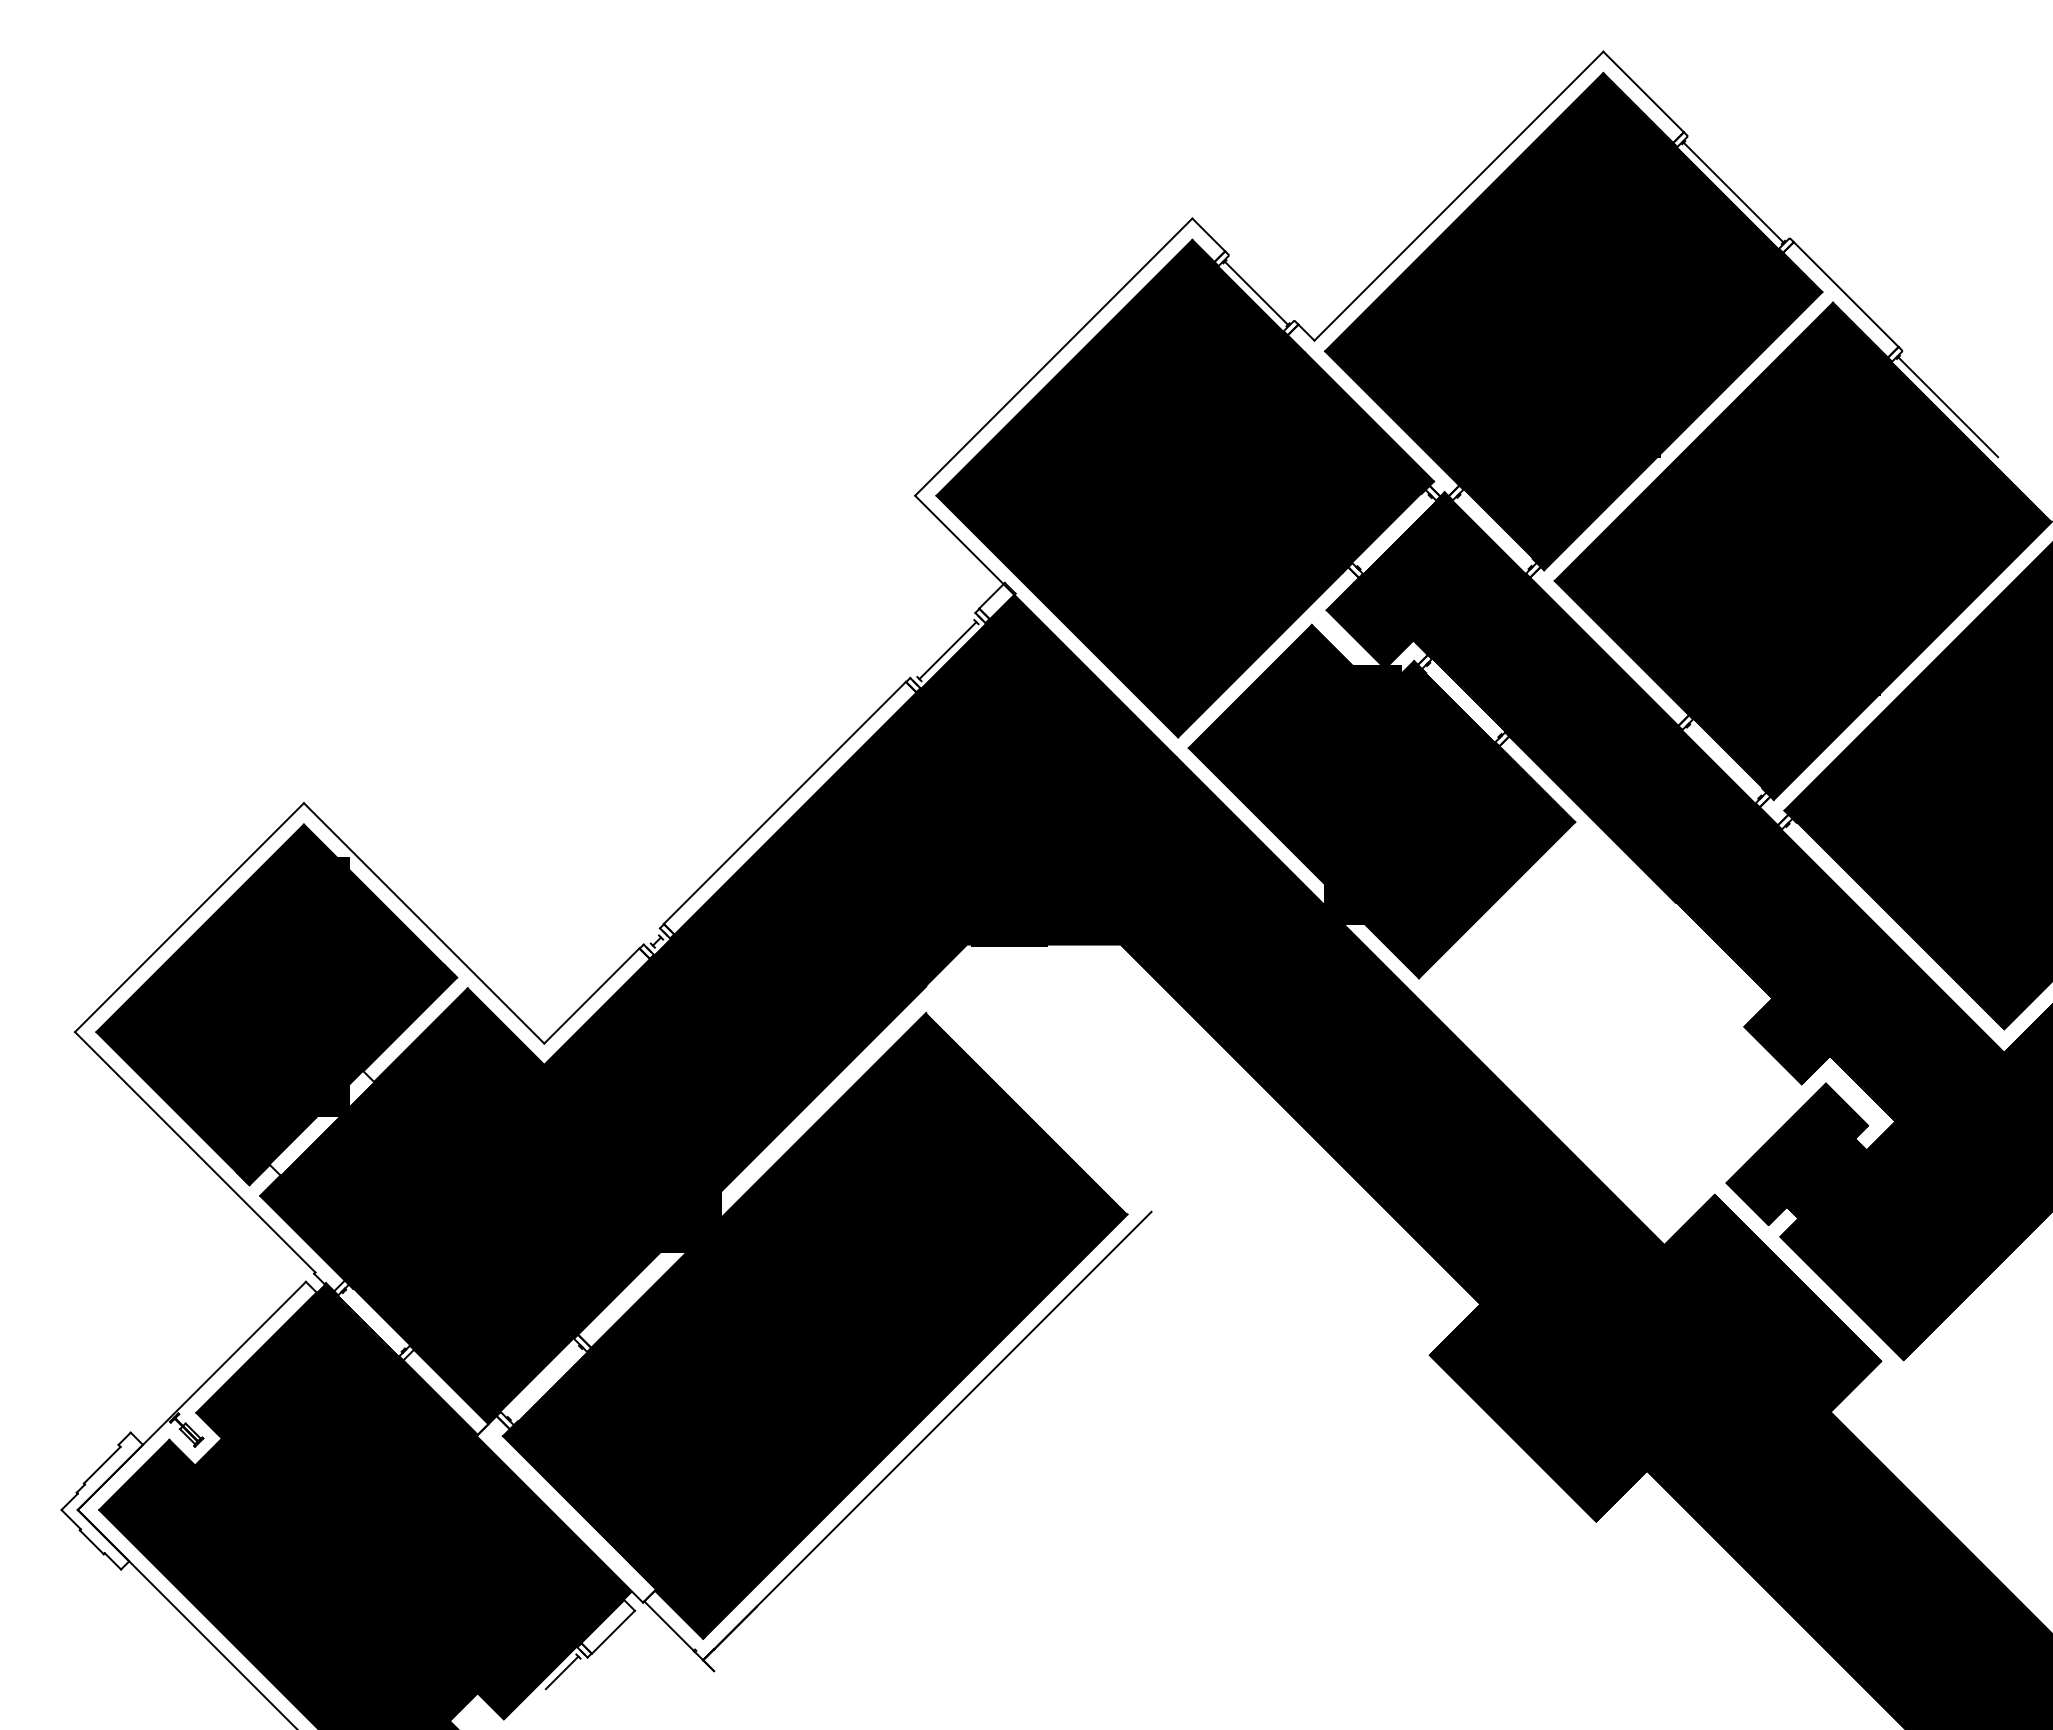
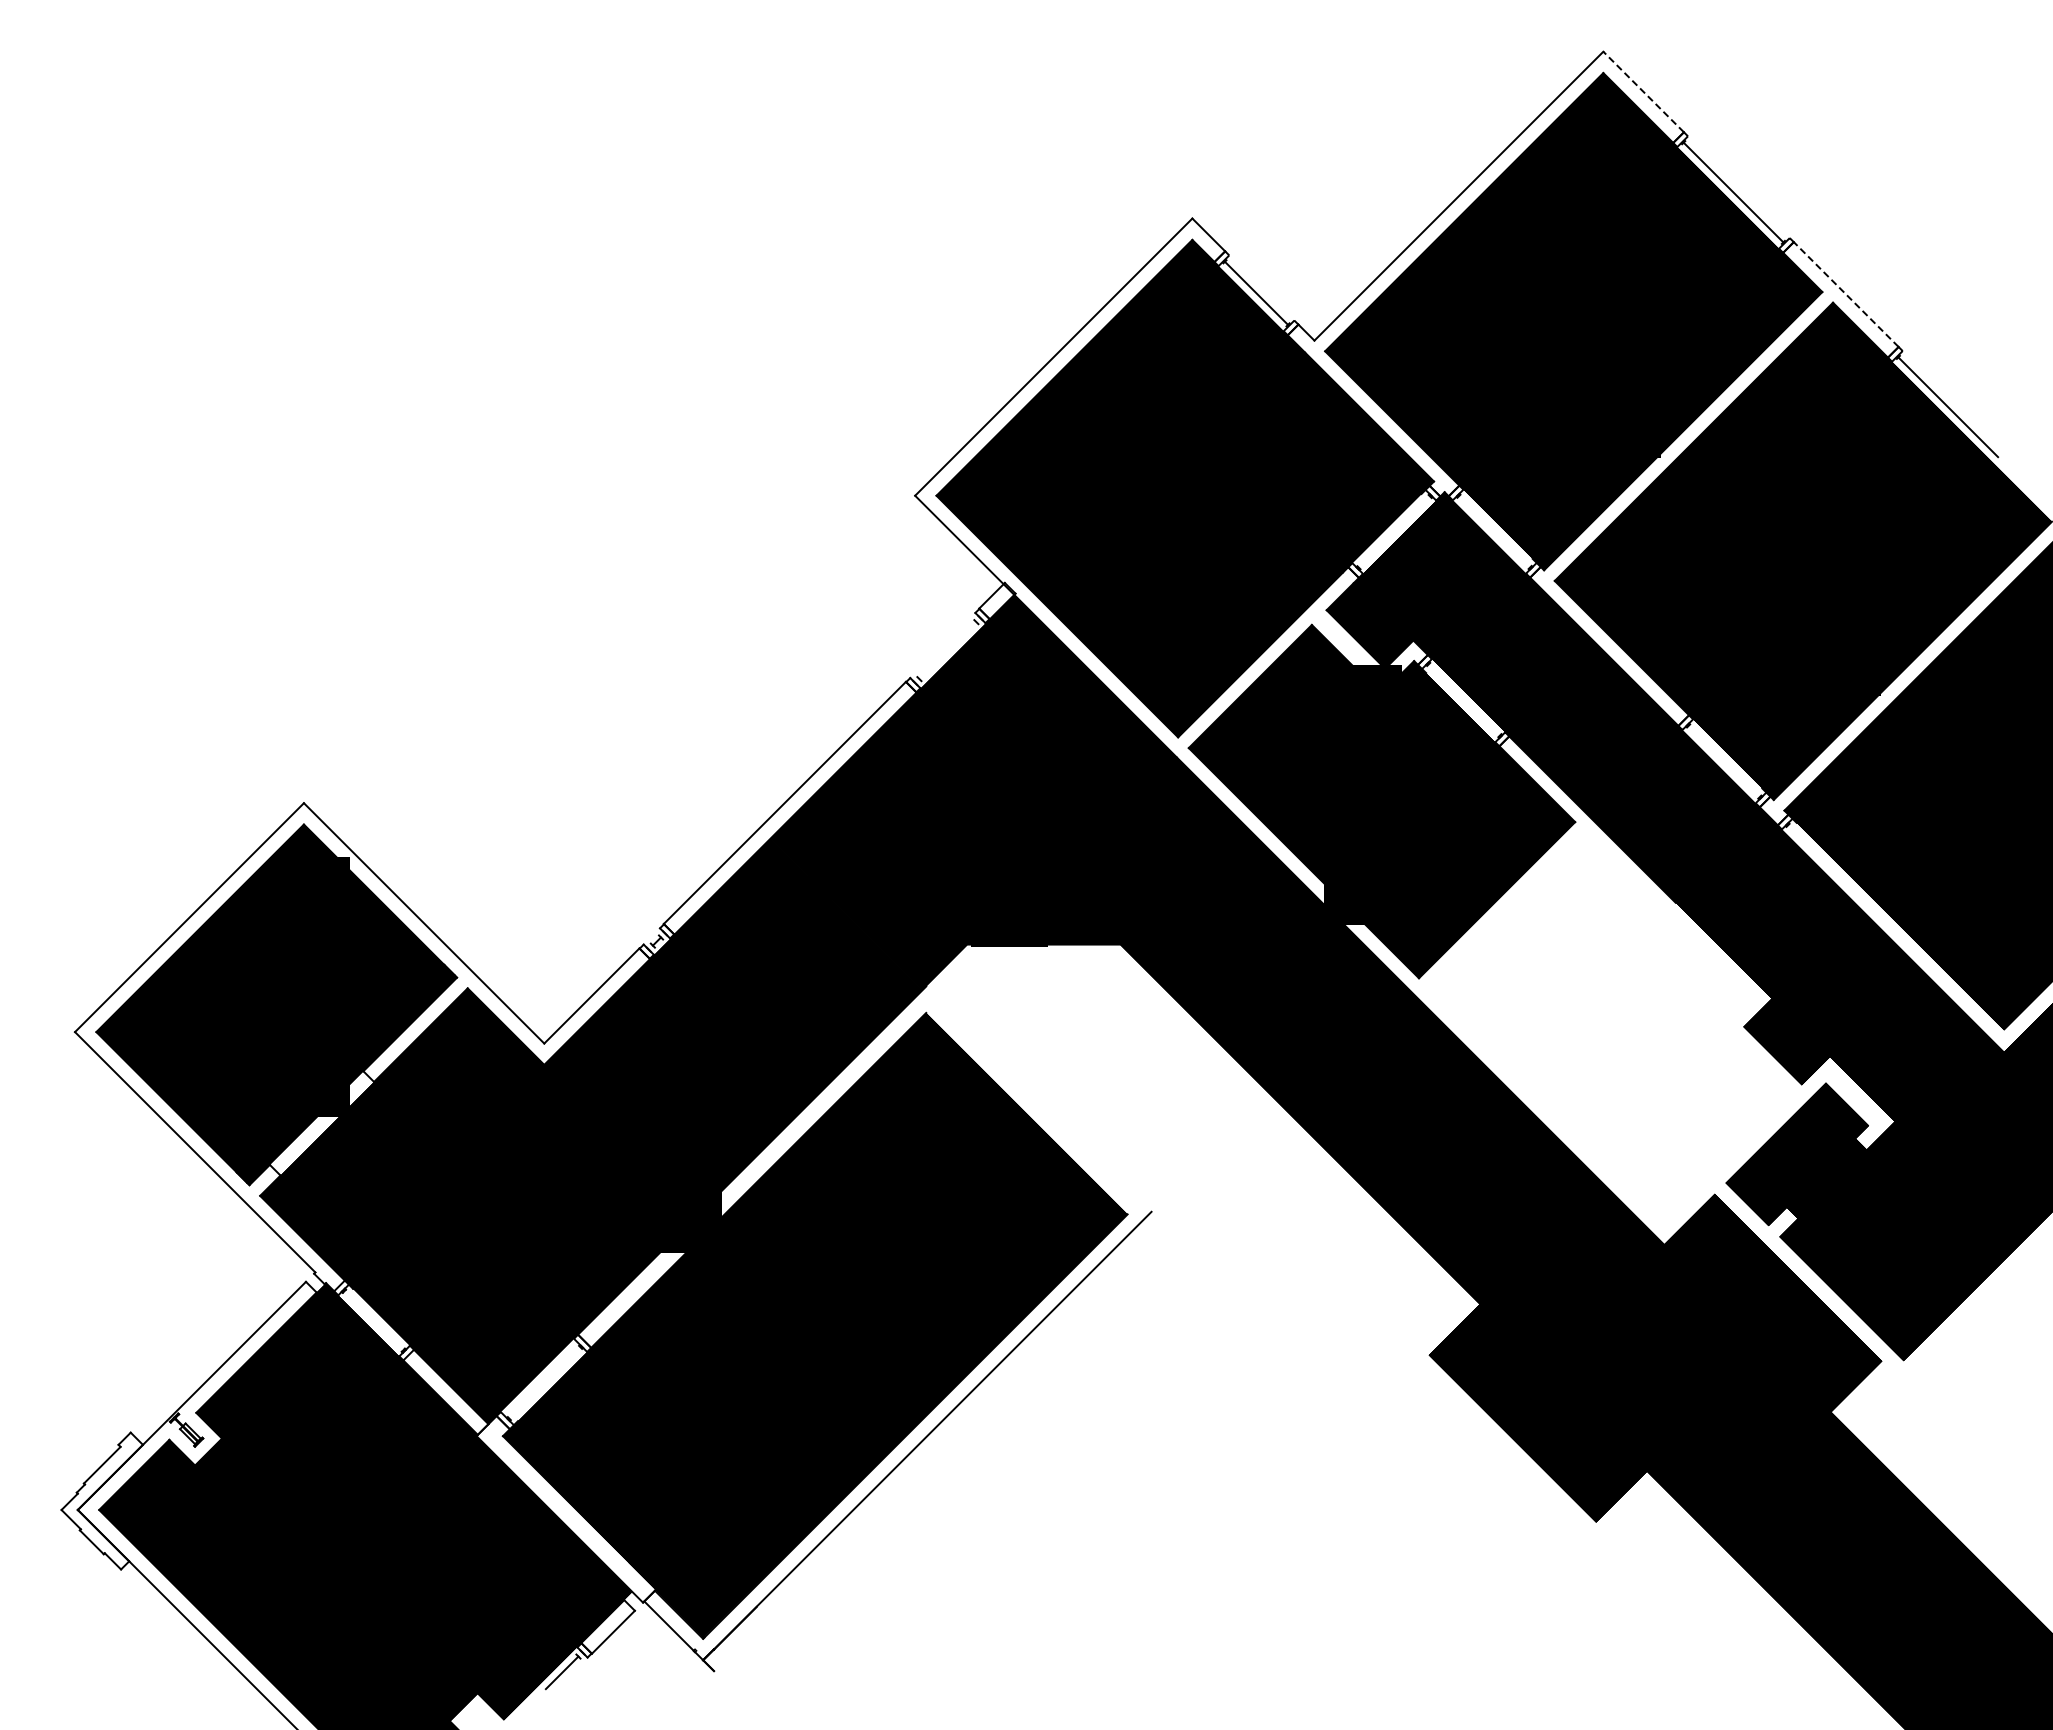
line: solid -> dashed (1643, 92)
line: solid -> dashed (1845, 294)
line: present -> none (947, 650)
